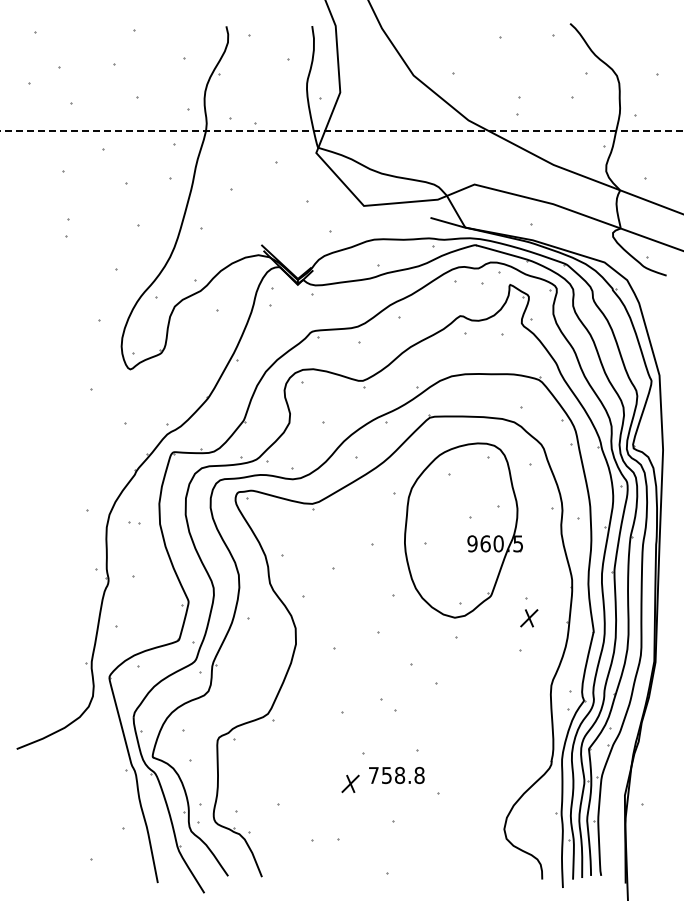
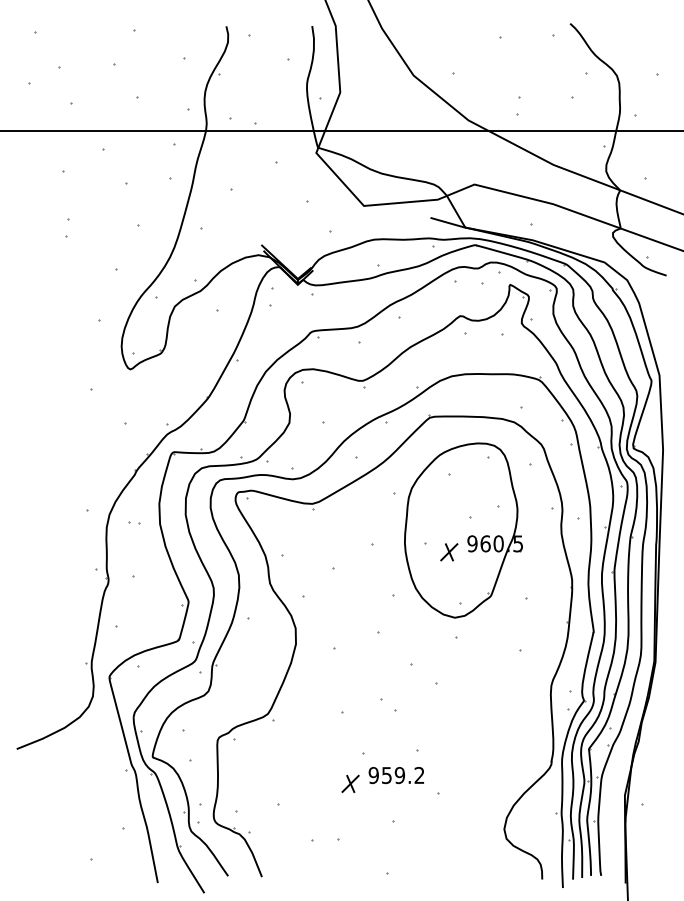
line: dashed -> solid (341, 130)
part position: (529, 618) -> (449, 552) (449, 552)
text: 758.8 -> 959.2 (396, 775)
